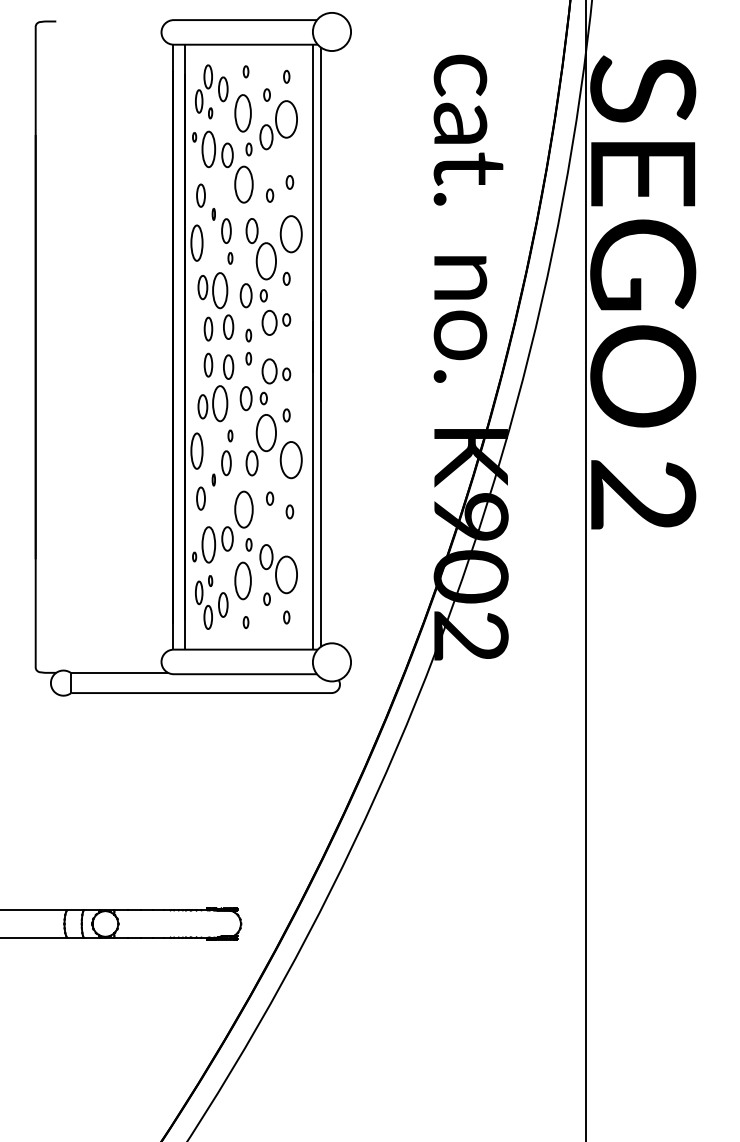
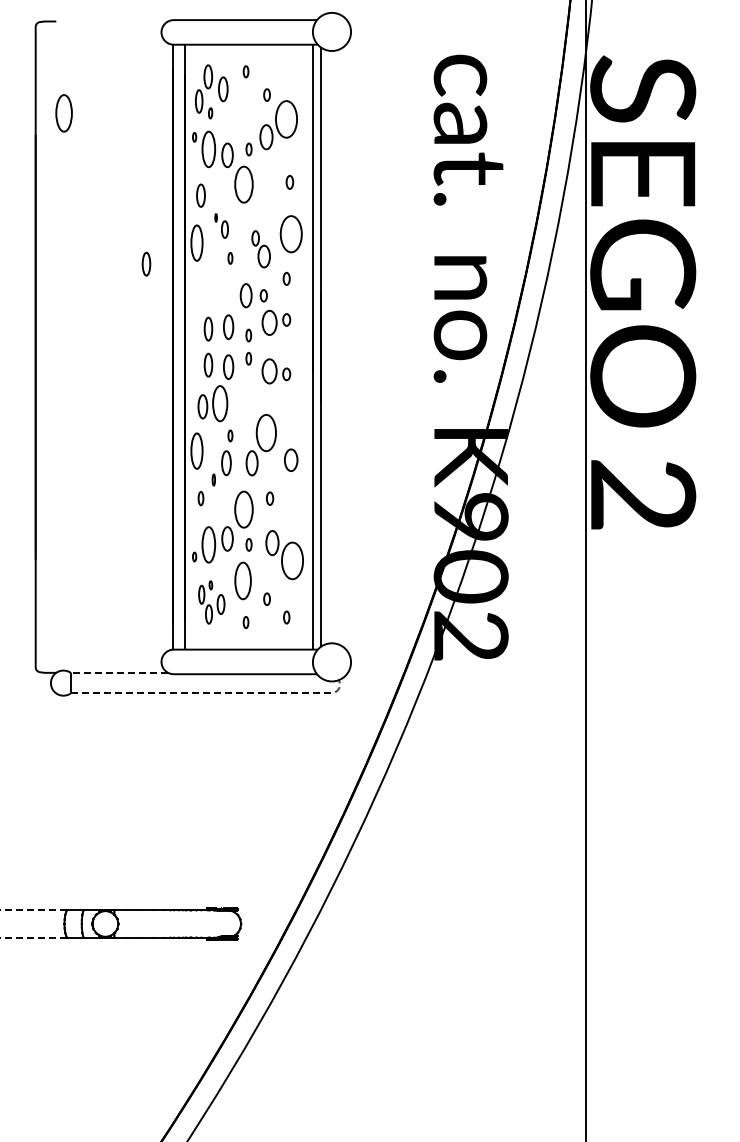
part: present -> none (286, 76)
part position: (242, 113) -> (63, 113) (63, 113)
part: present -> none (270, 195)
part size: 21x36 px -> 15x26 px (221, 225)
part size: 32x63 px -> 20x39 px (260, 249)
part: none -> present (146, 263)
part: present -> none (212, 290)
part: present -> none (253, 398)
part: present -> none (286, 415)
part size: 24x39 px -> 15x24 px (291, 459)
part size: 10x25 px -> 8x16 px (200, 498)
part: present -> none (289, 511)
part position: (278, 569) -> (284, 555) (284, 555)
part size: 34x55 px -> 28x45 px (211, 602)
line: solid -> dashed (119, 672)
line: solid -> dashed (217, 693)
line: solid -> dashed (33, 910)
line: solid -> dashed (33, 937)
